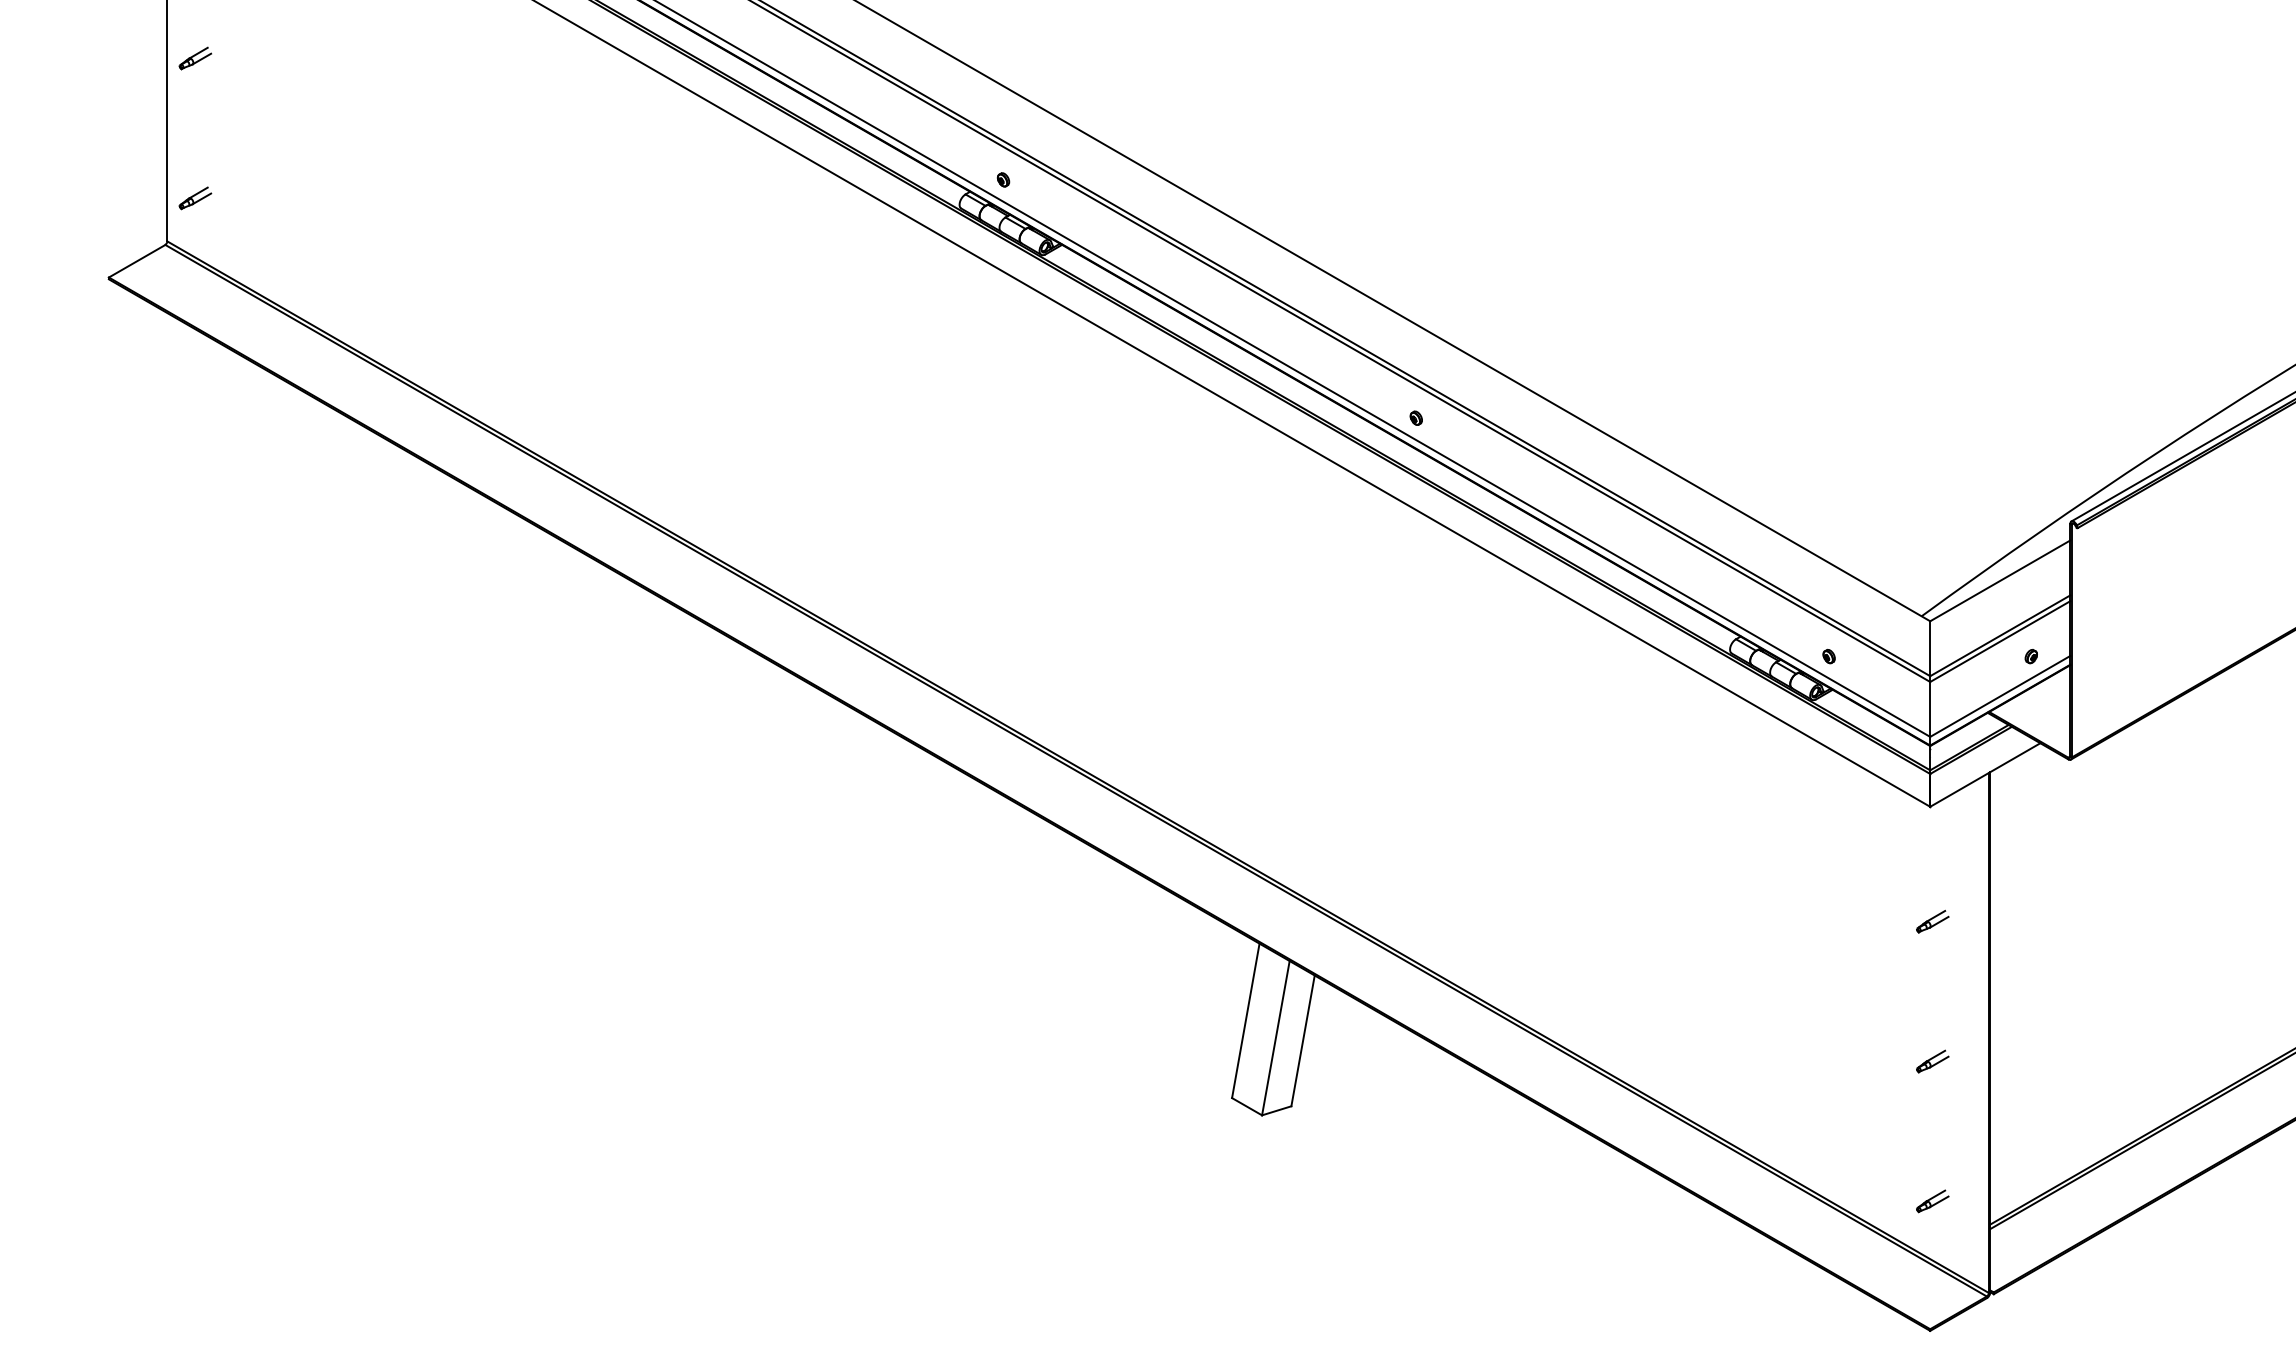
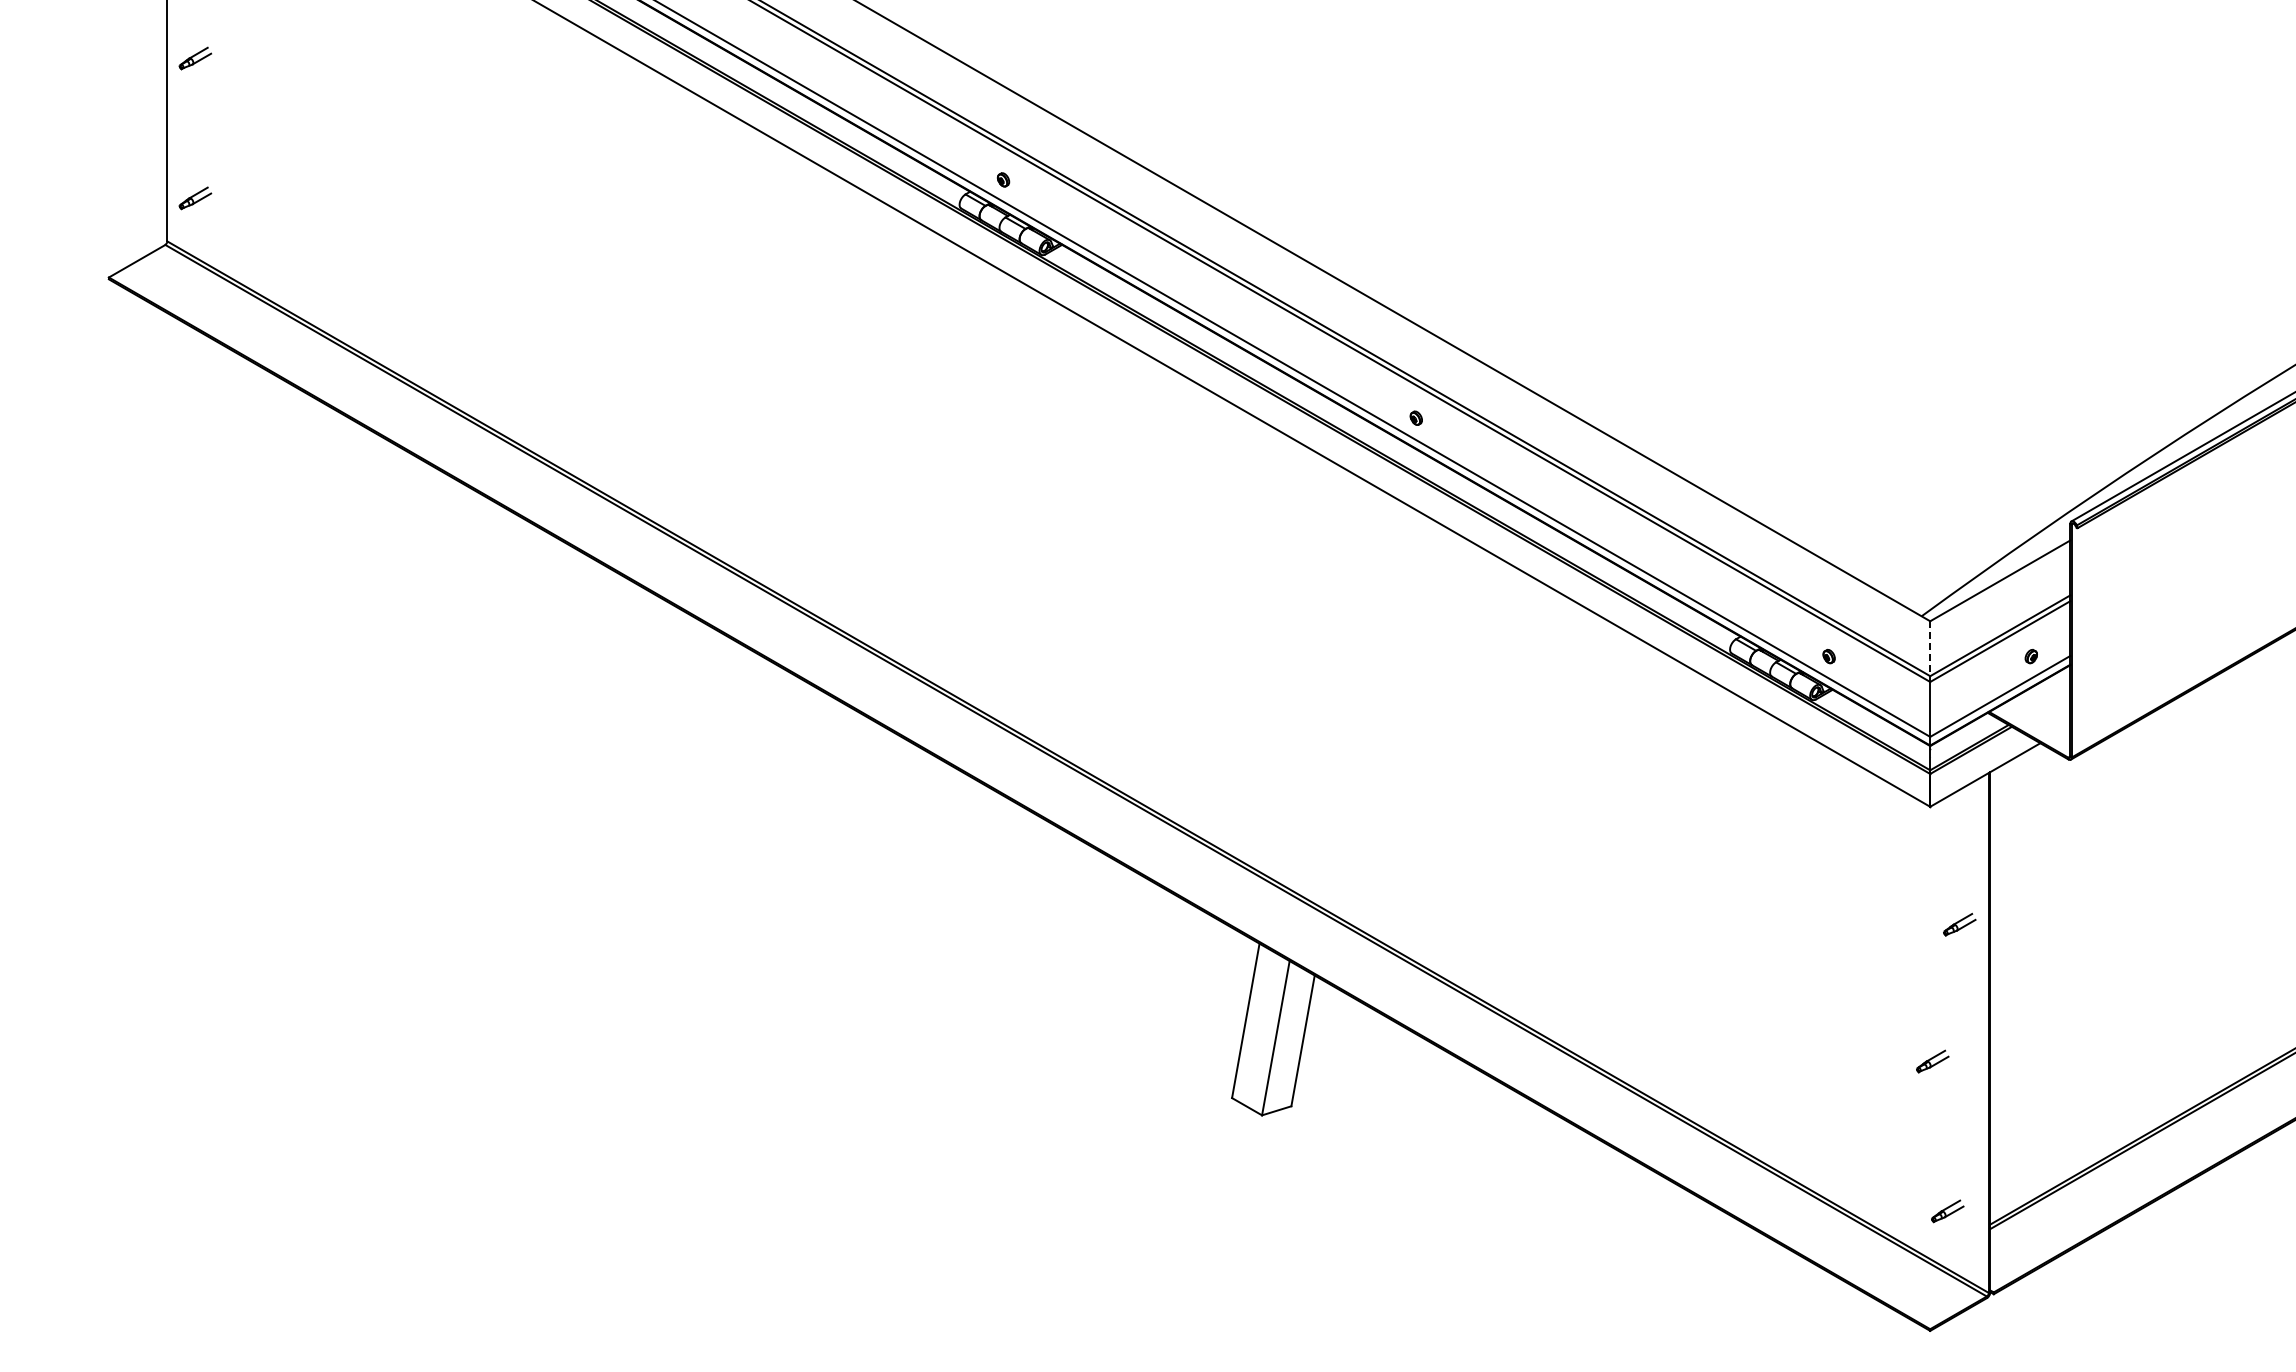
line: solid -> dashed (1930, 649)
part position: (1932, 921) -> (1959, 924) (1959, 924)
part position: (1932, 1201) -> (1947, 1211) (1947, 1211)
